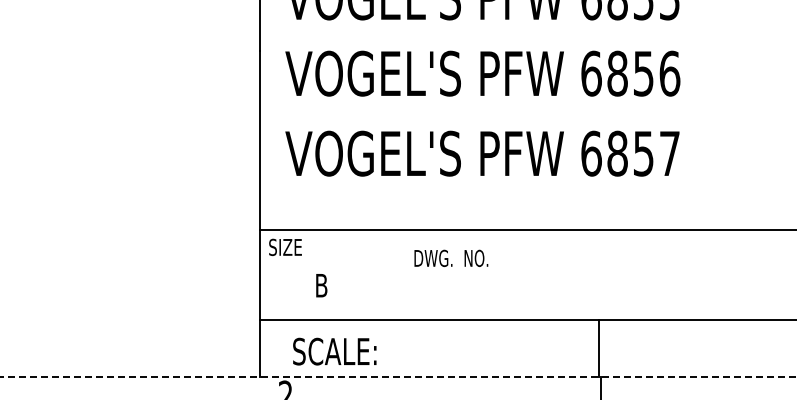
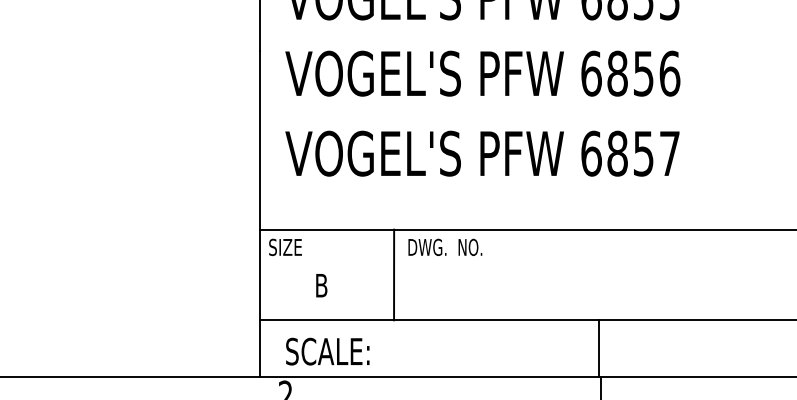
text position: (451, 257) -> (445, 246) (445, 246)
line: none -> present (394, 274)
text position: (334, 351) -> (327, 351) (327, 351)
line: dashed -> solid (398, 376)
